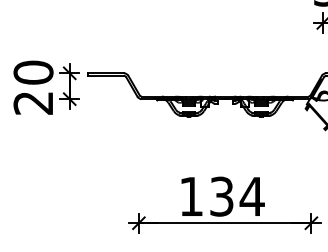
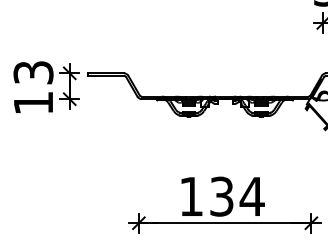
text: 20 -> 13 (33, 87)
